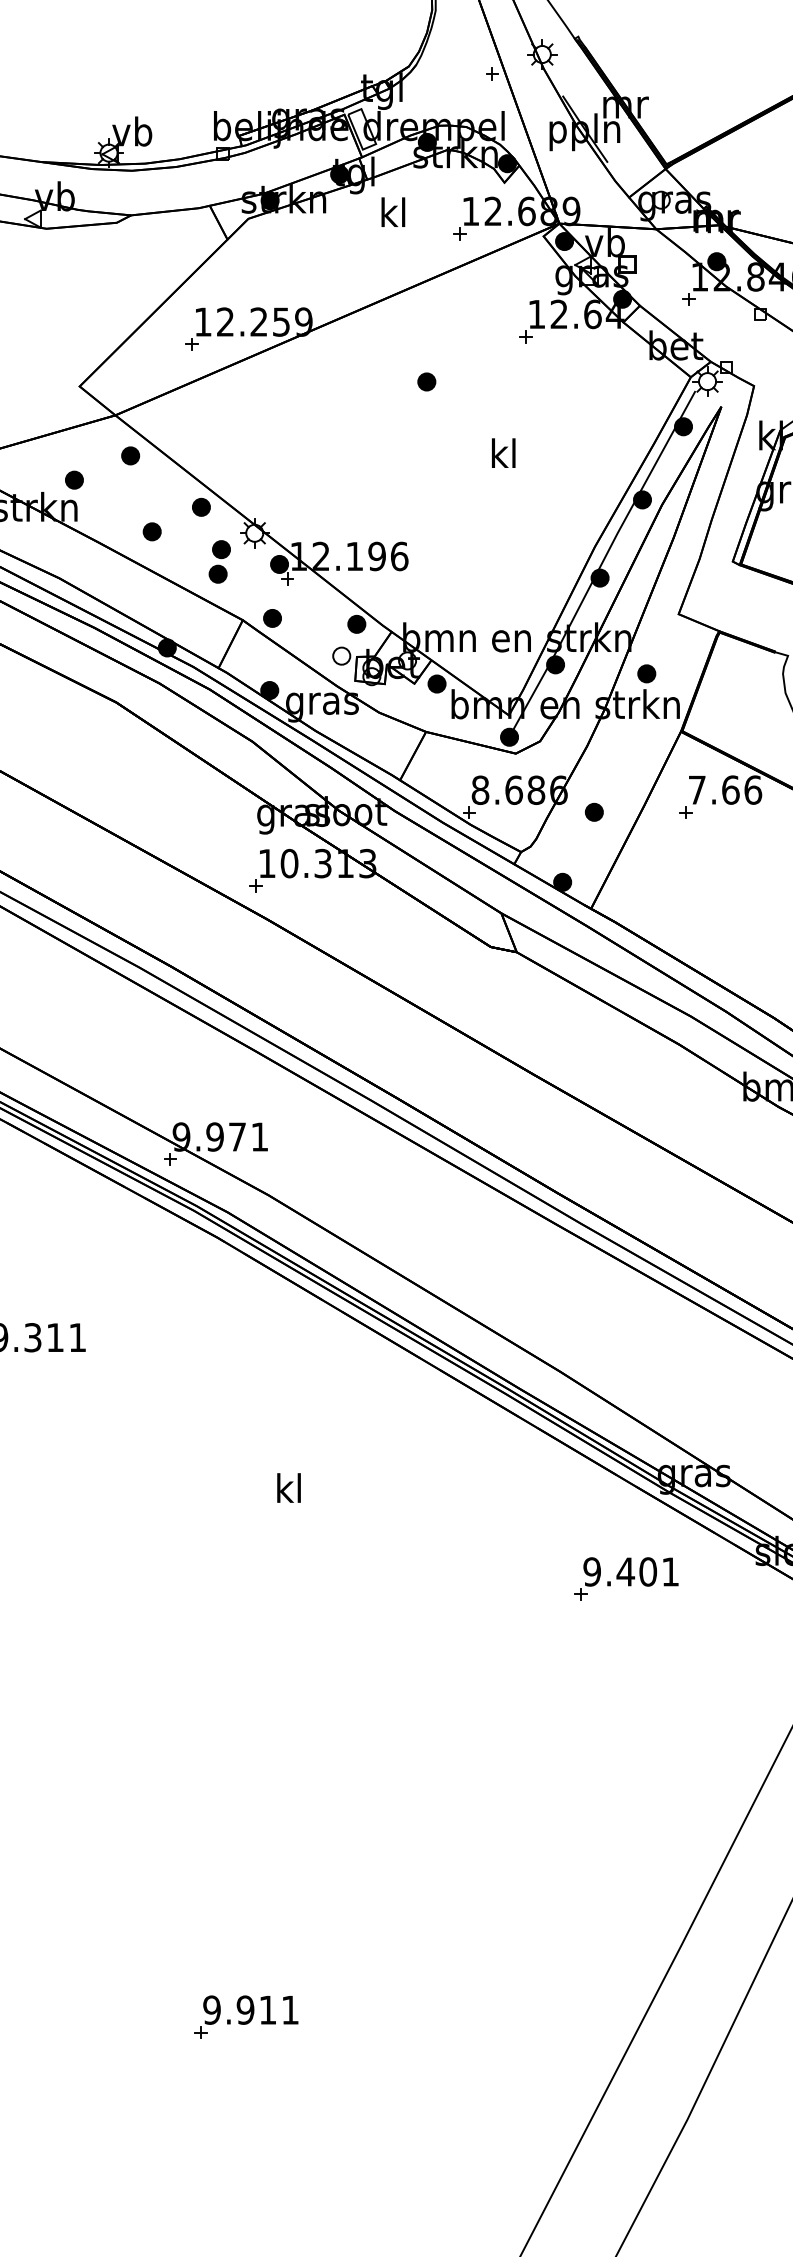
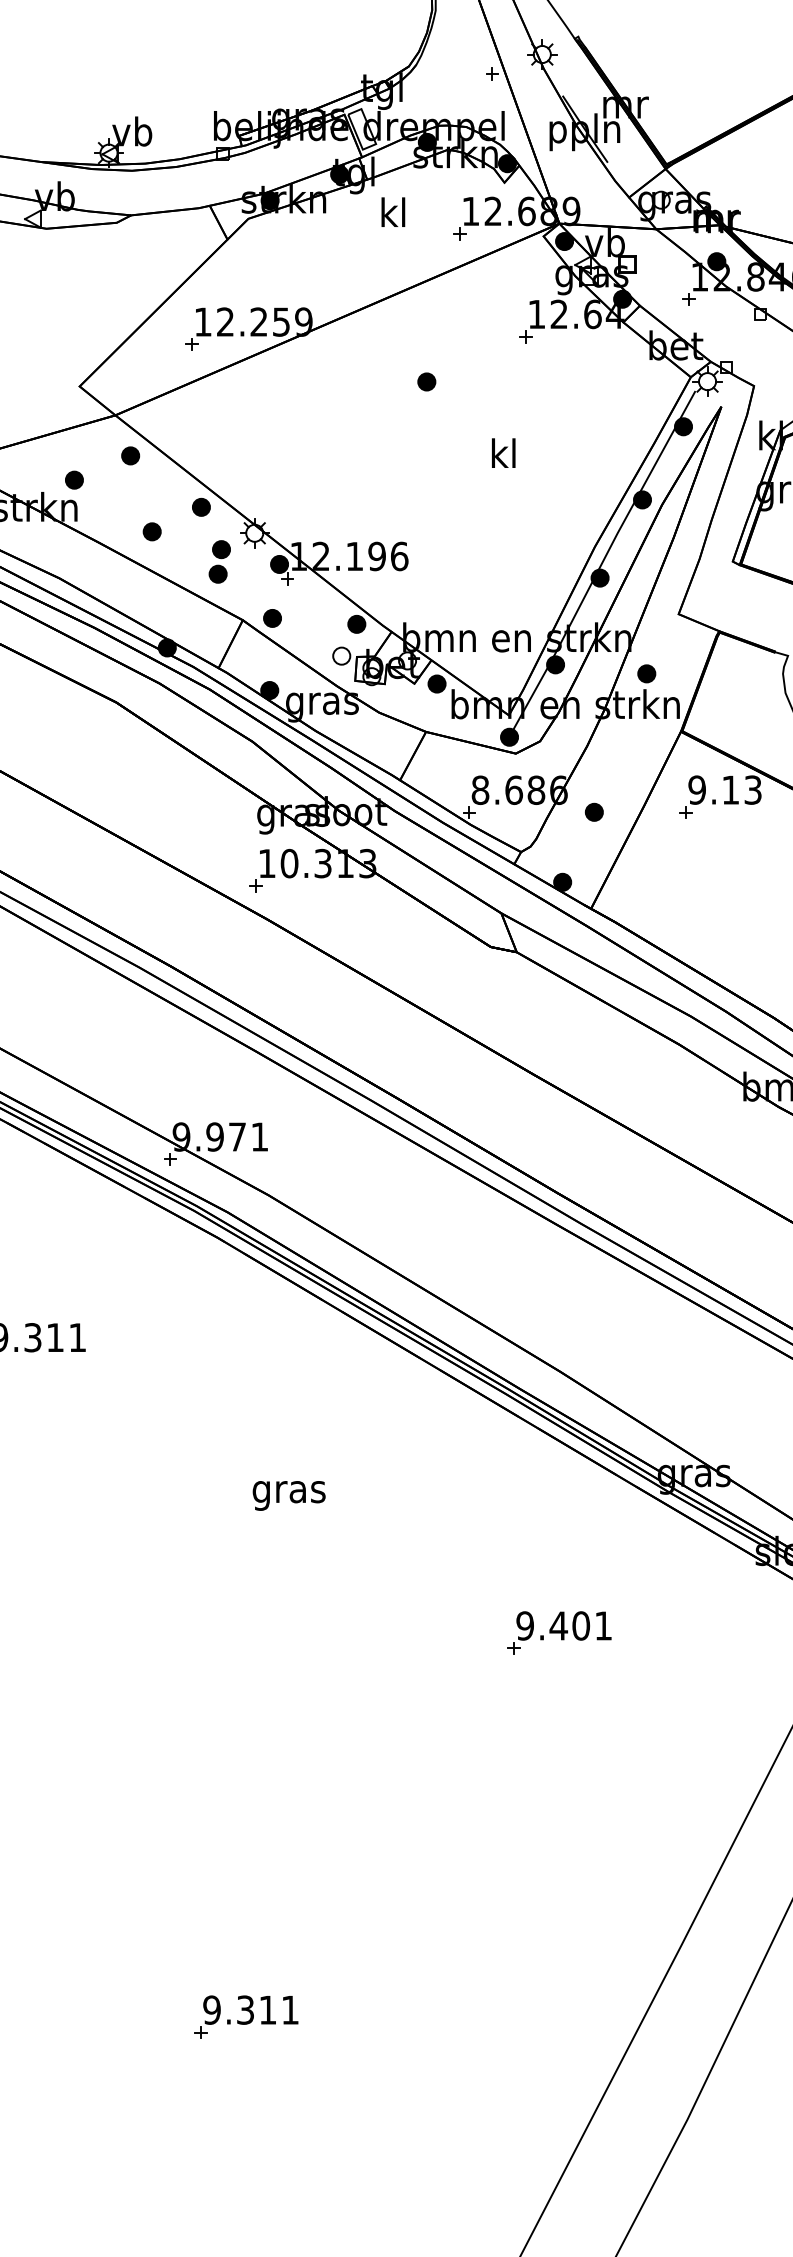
text: 7.66 -> 9.13 (725, 789)
text: kl -> gras (288, 1491)
part position: (626, 1578) -> (559, 1632) (559, 1632)
text: 9.911 -> 9.311 (245, 2009)
